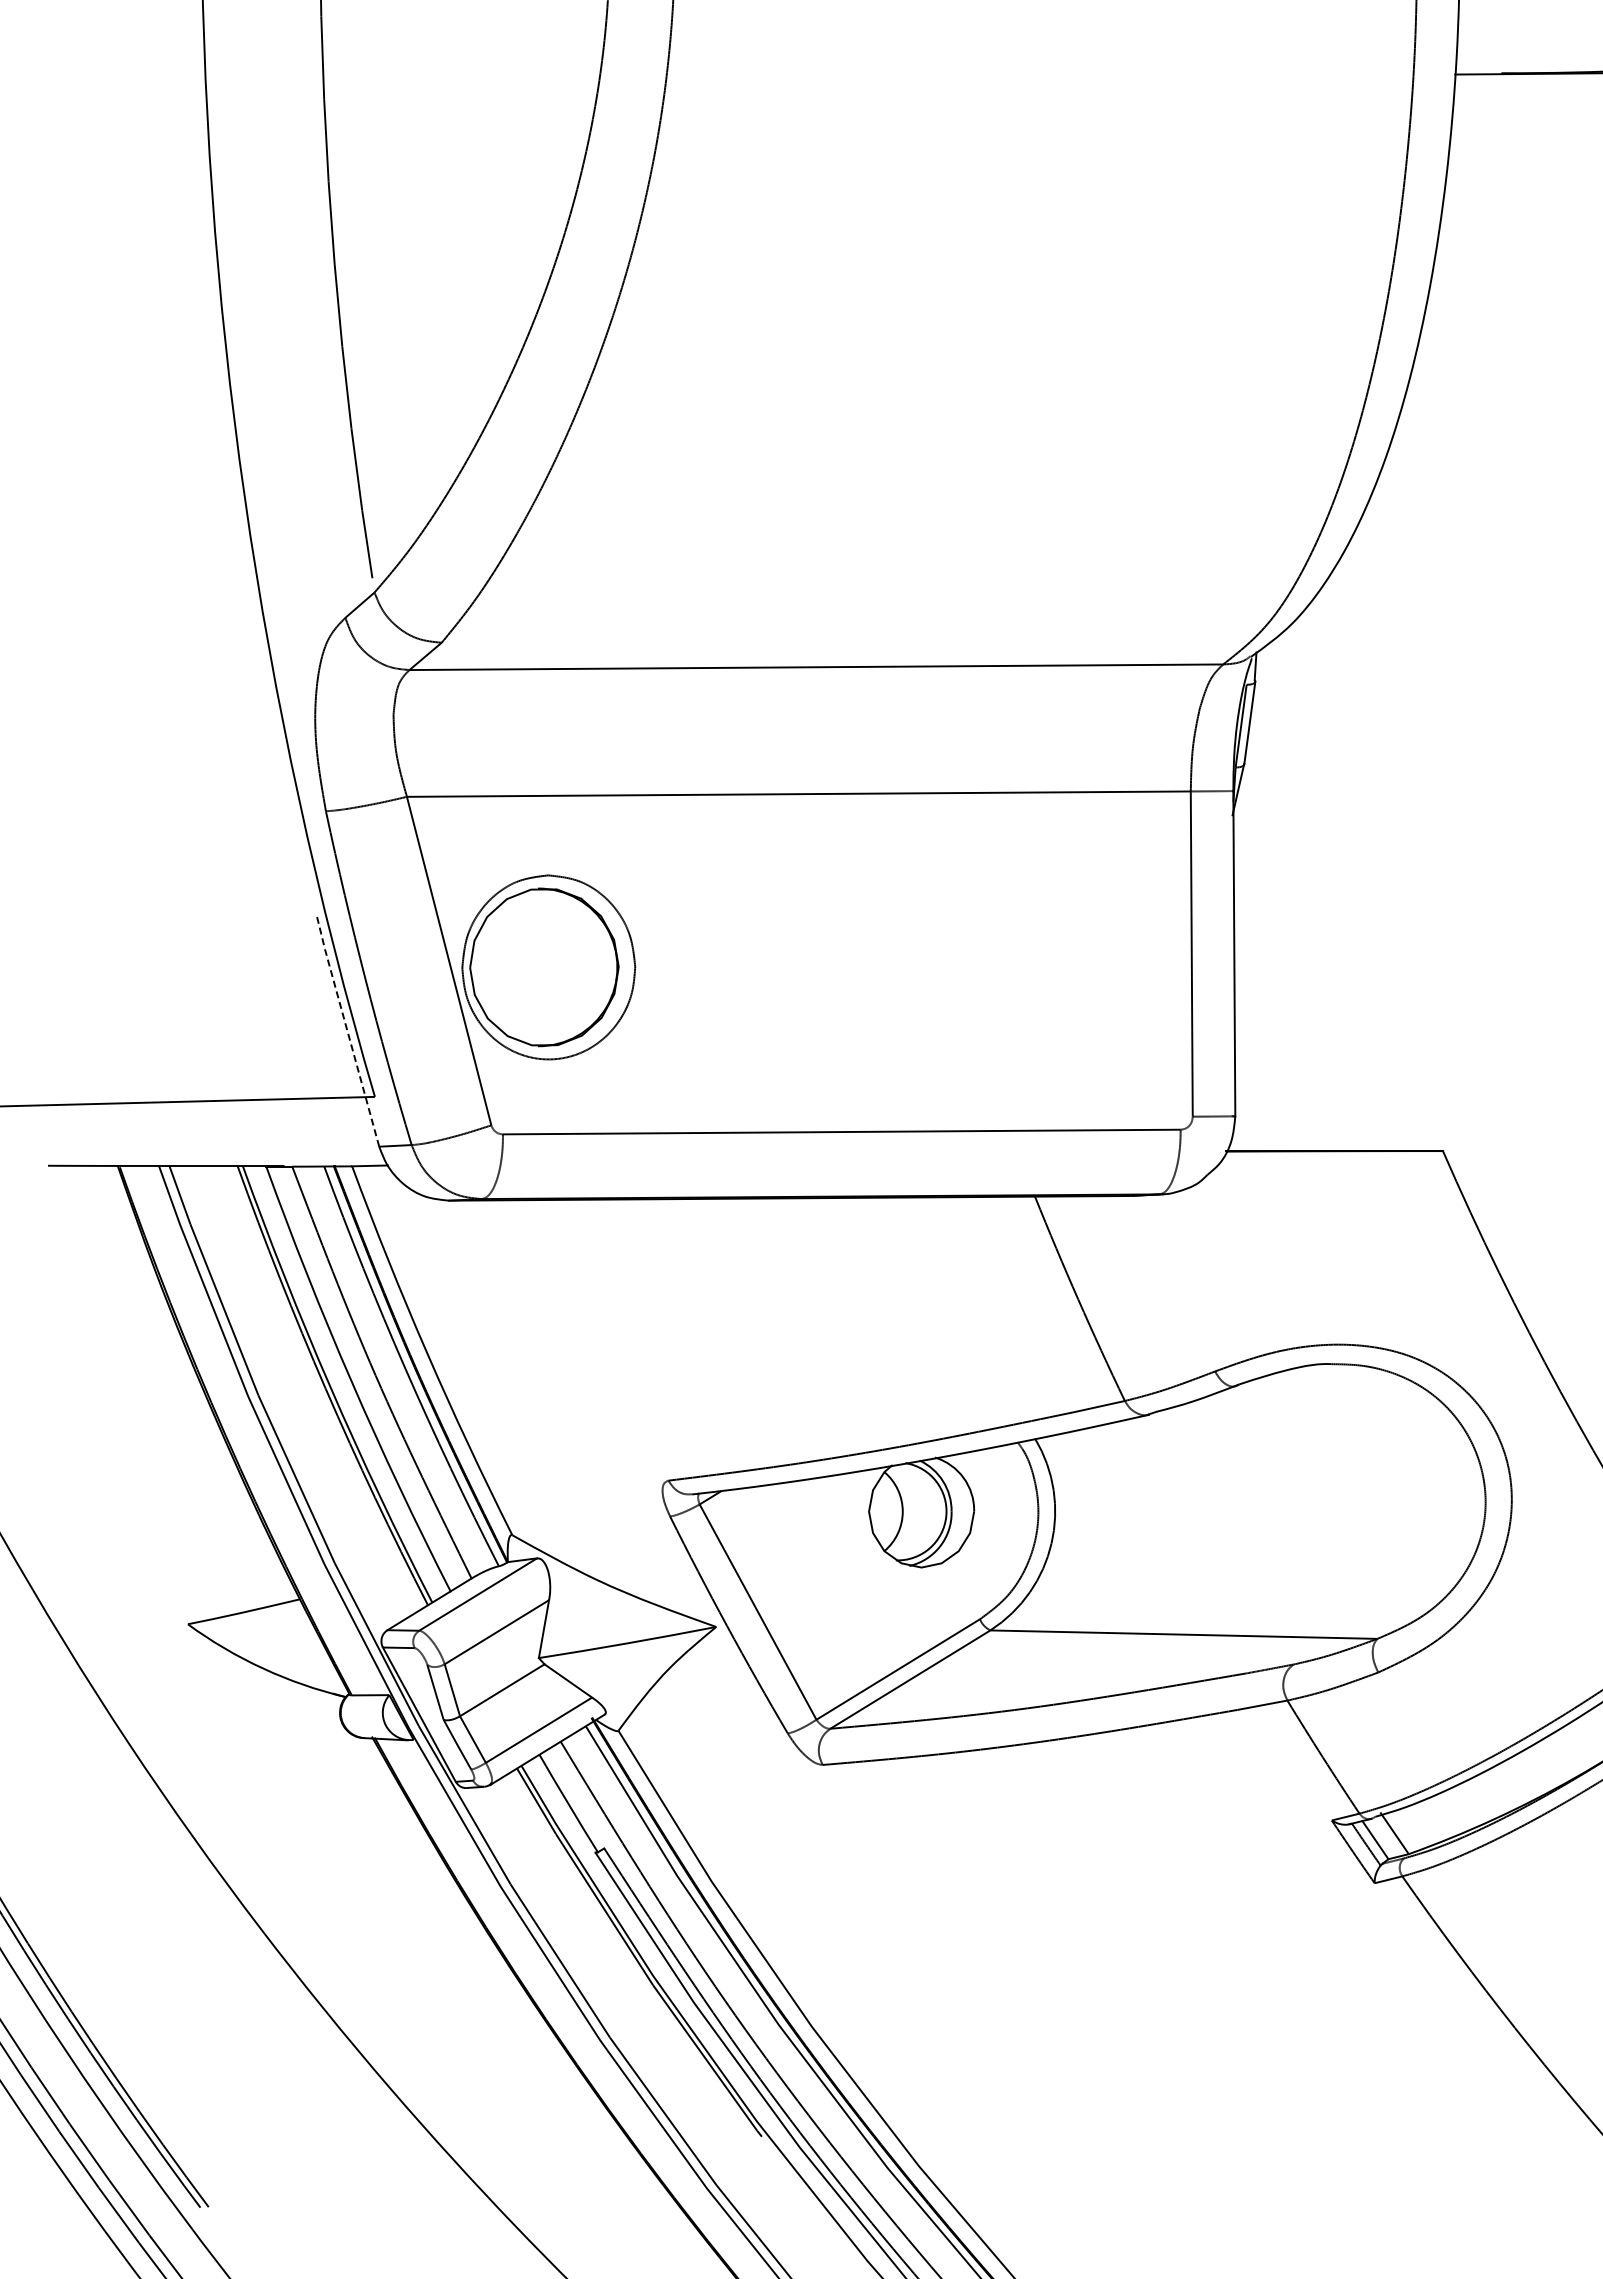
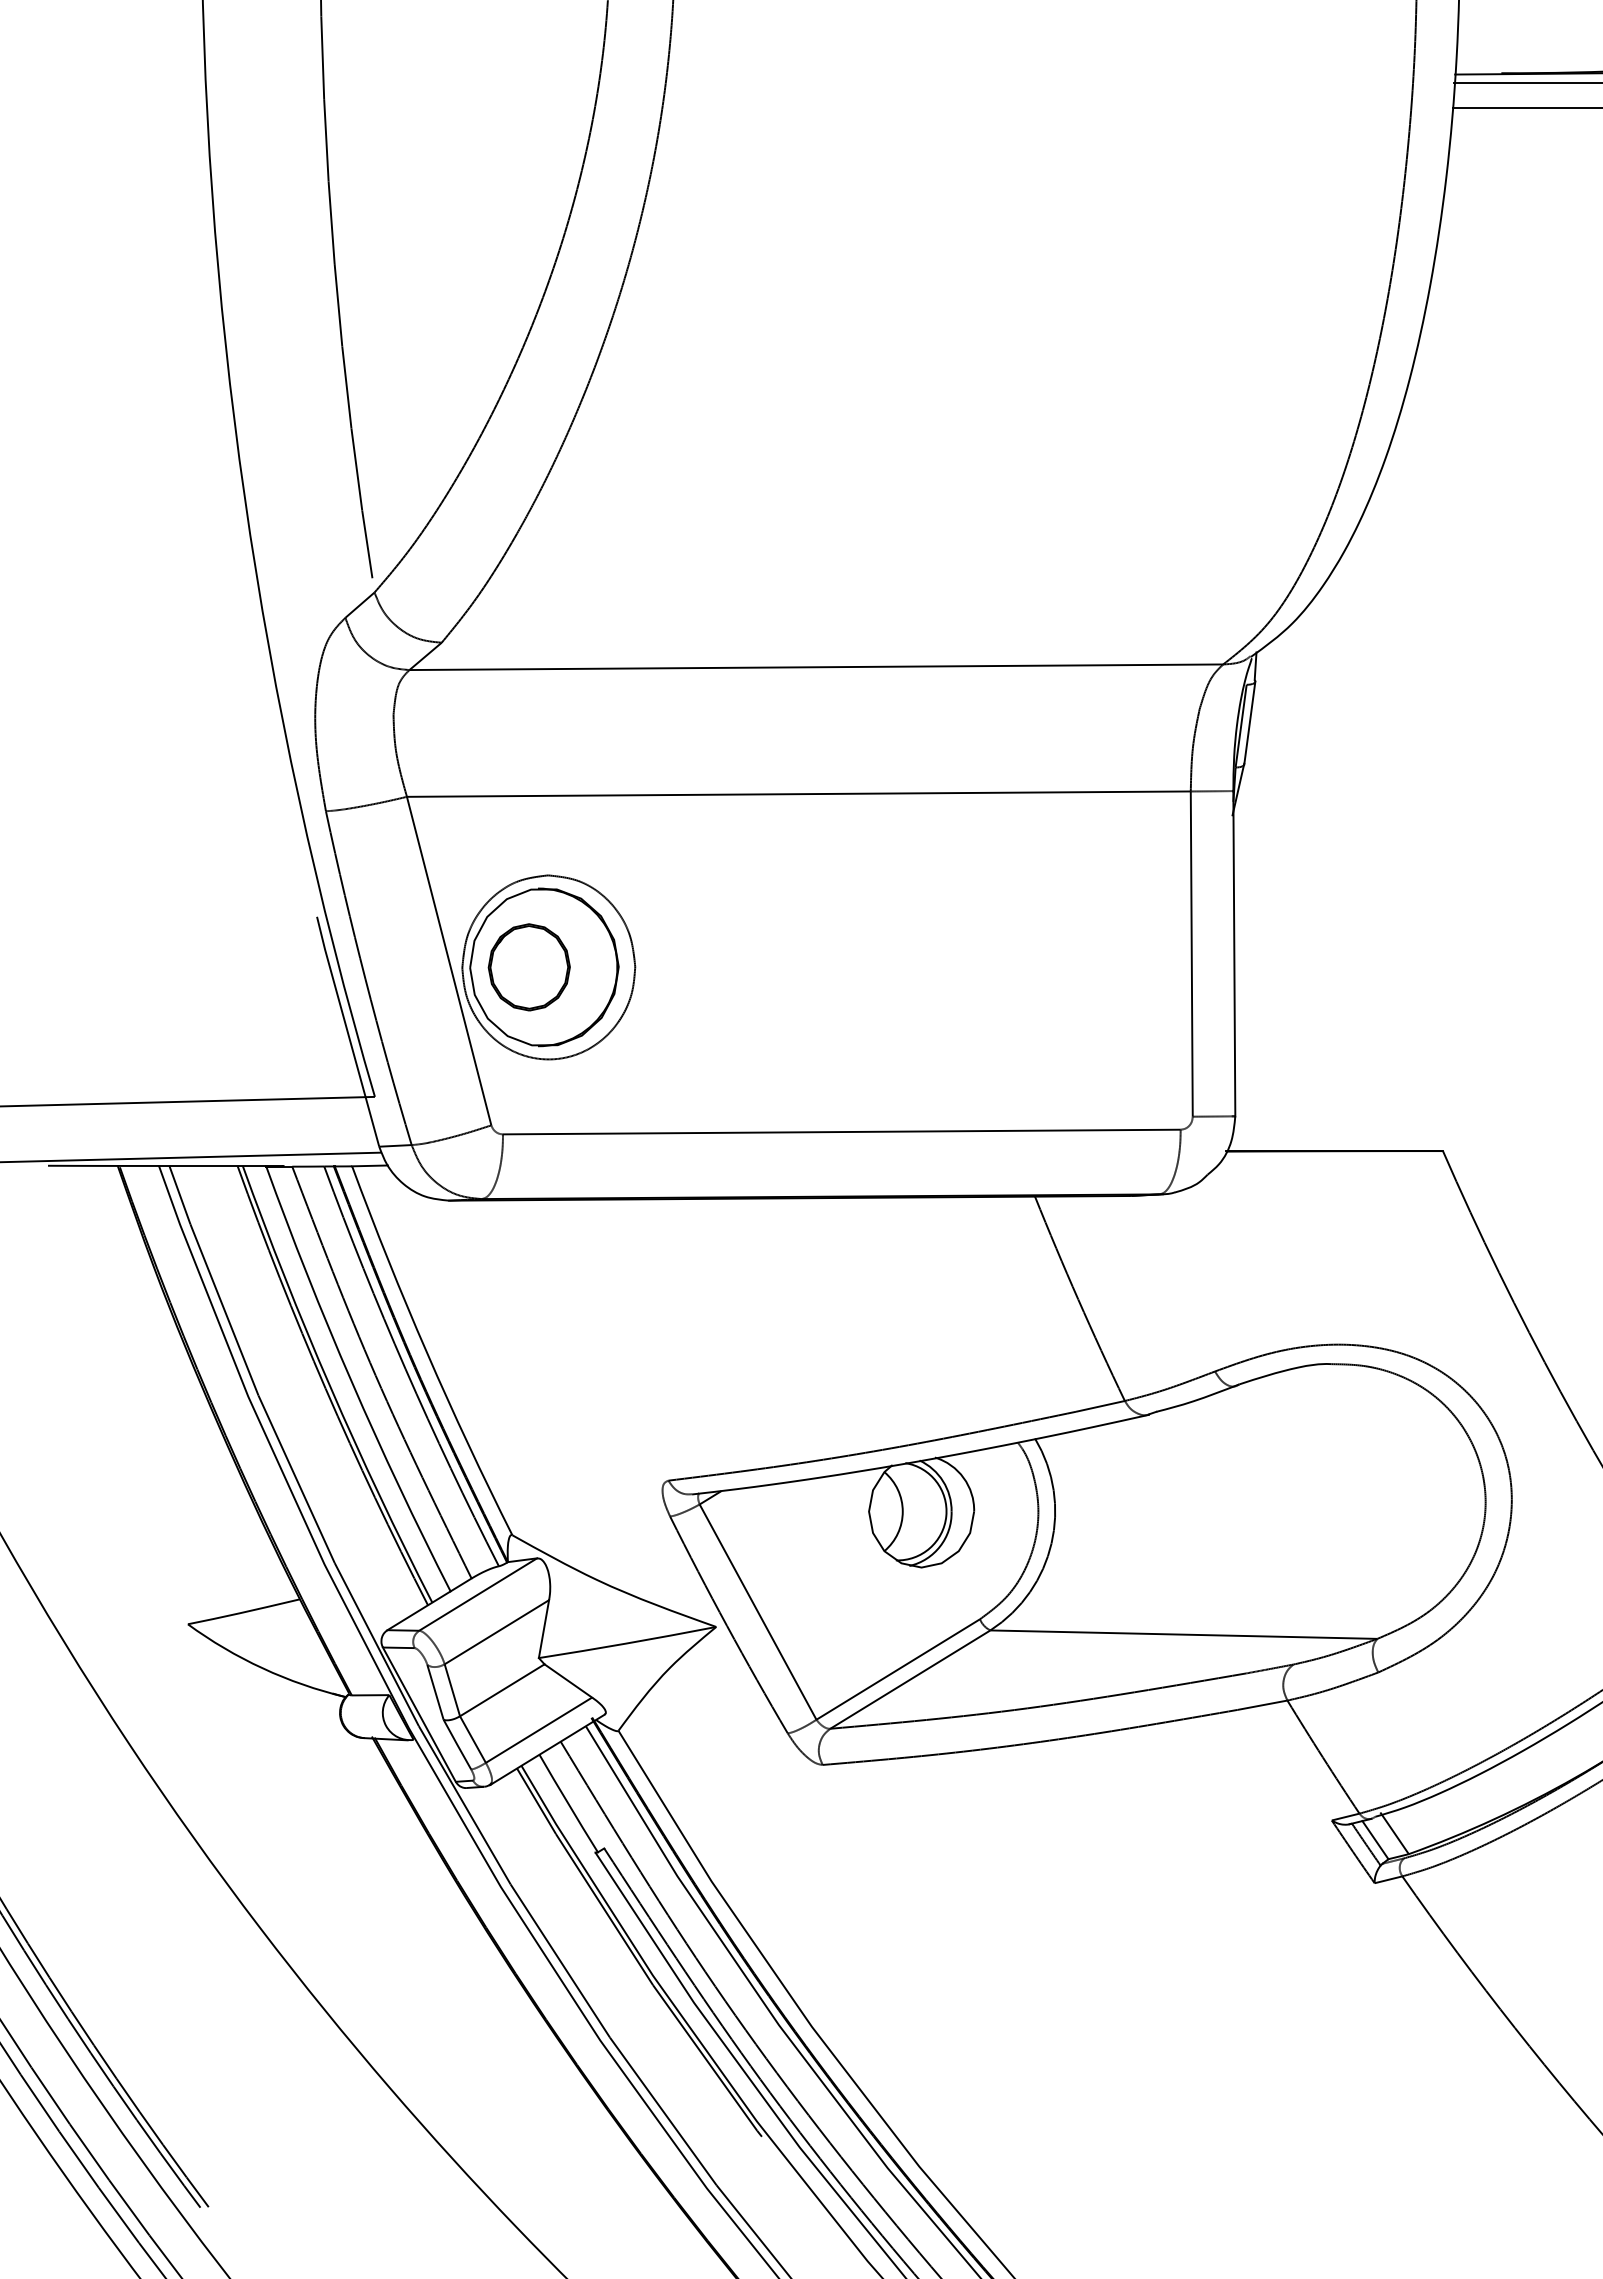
line: none -> present (1526, 82)
line: none -> present (1525, 108)
part: none -> present (528, 967)
line: dashed -> solid (347, 1031)
line: none -> present (191, 1157)
